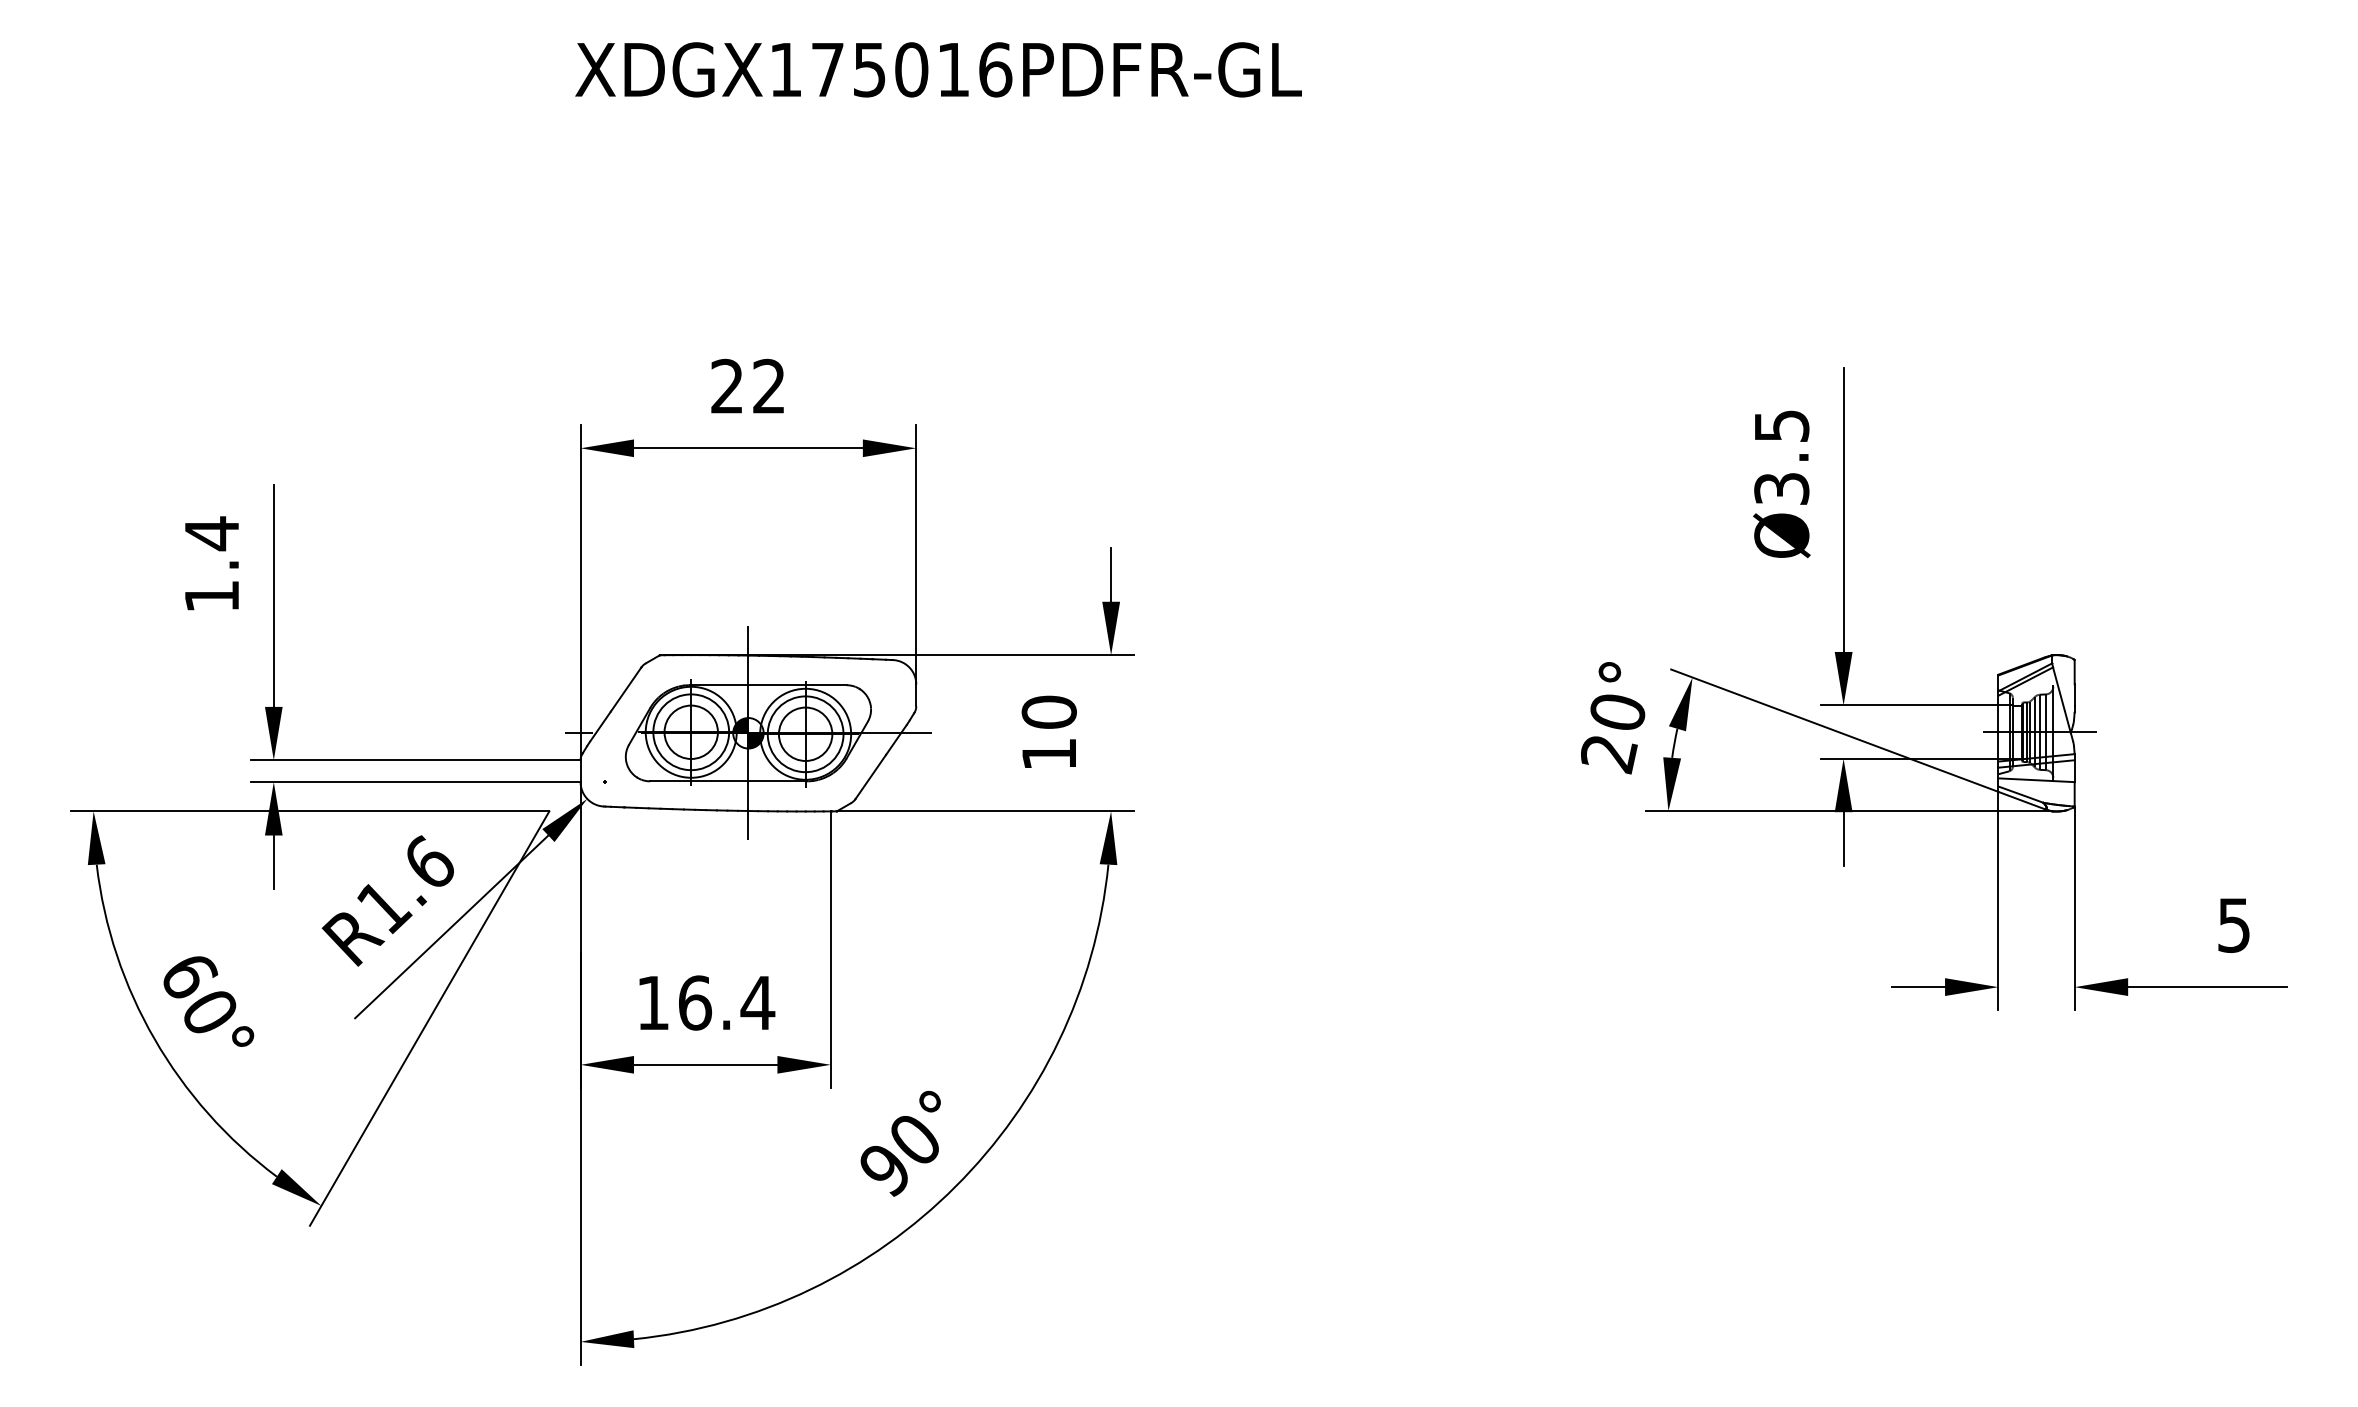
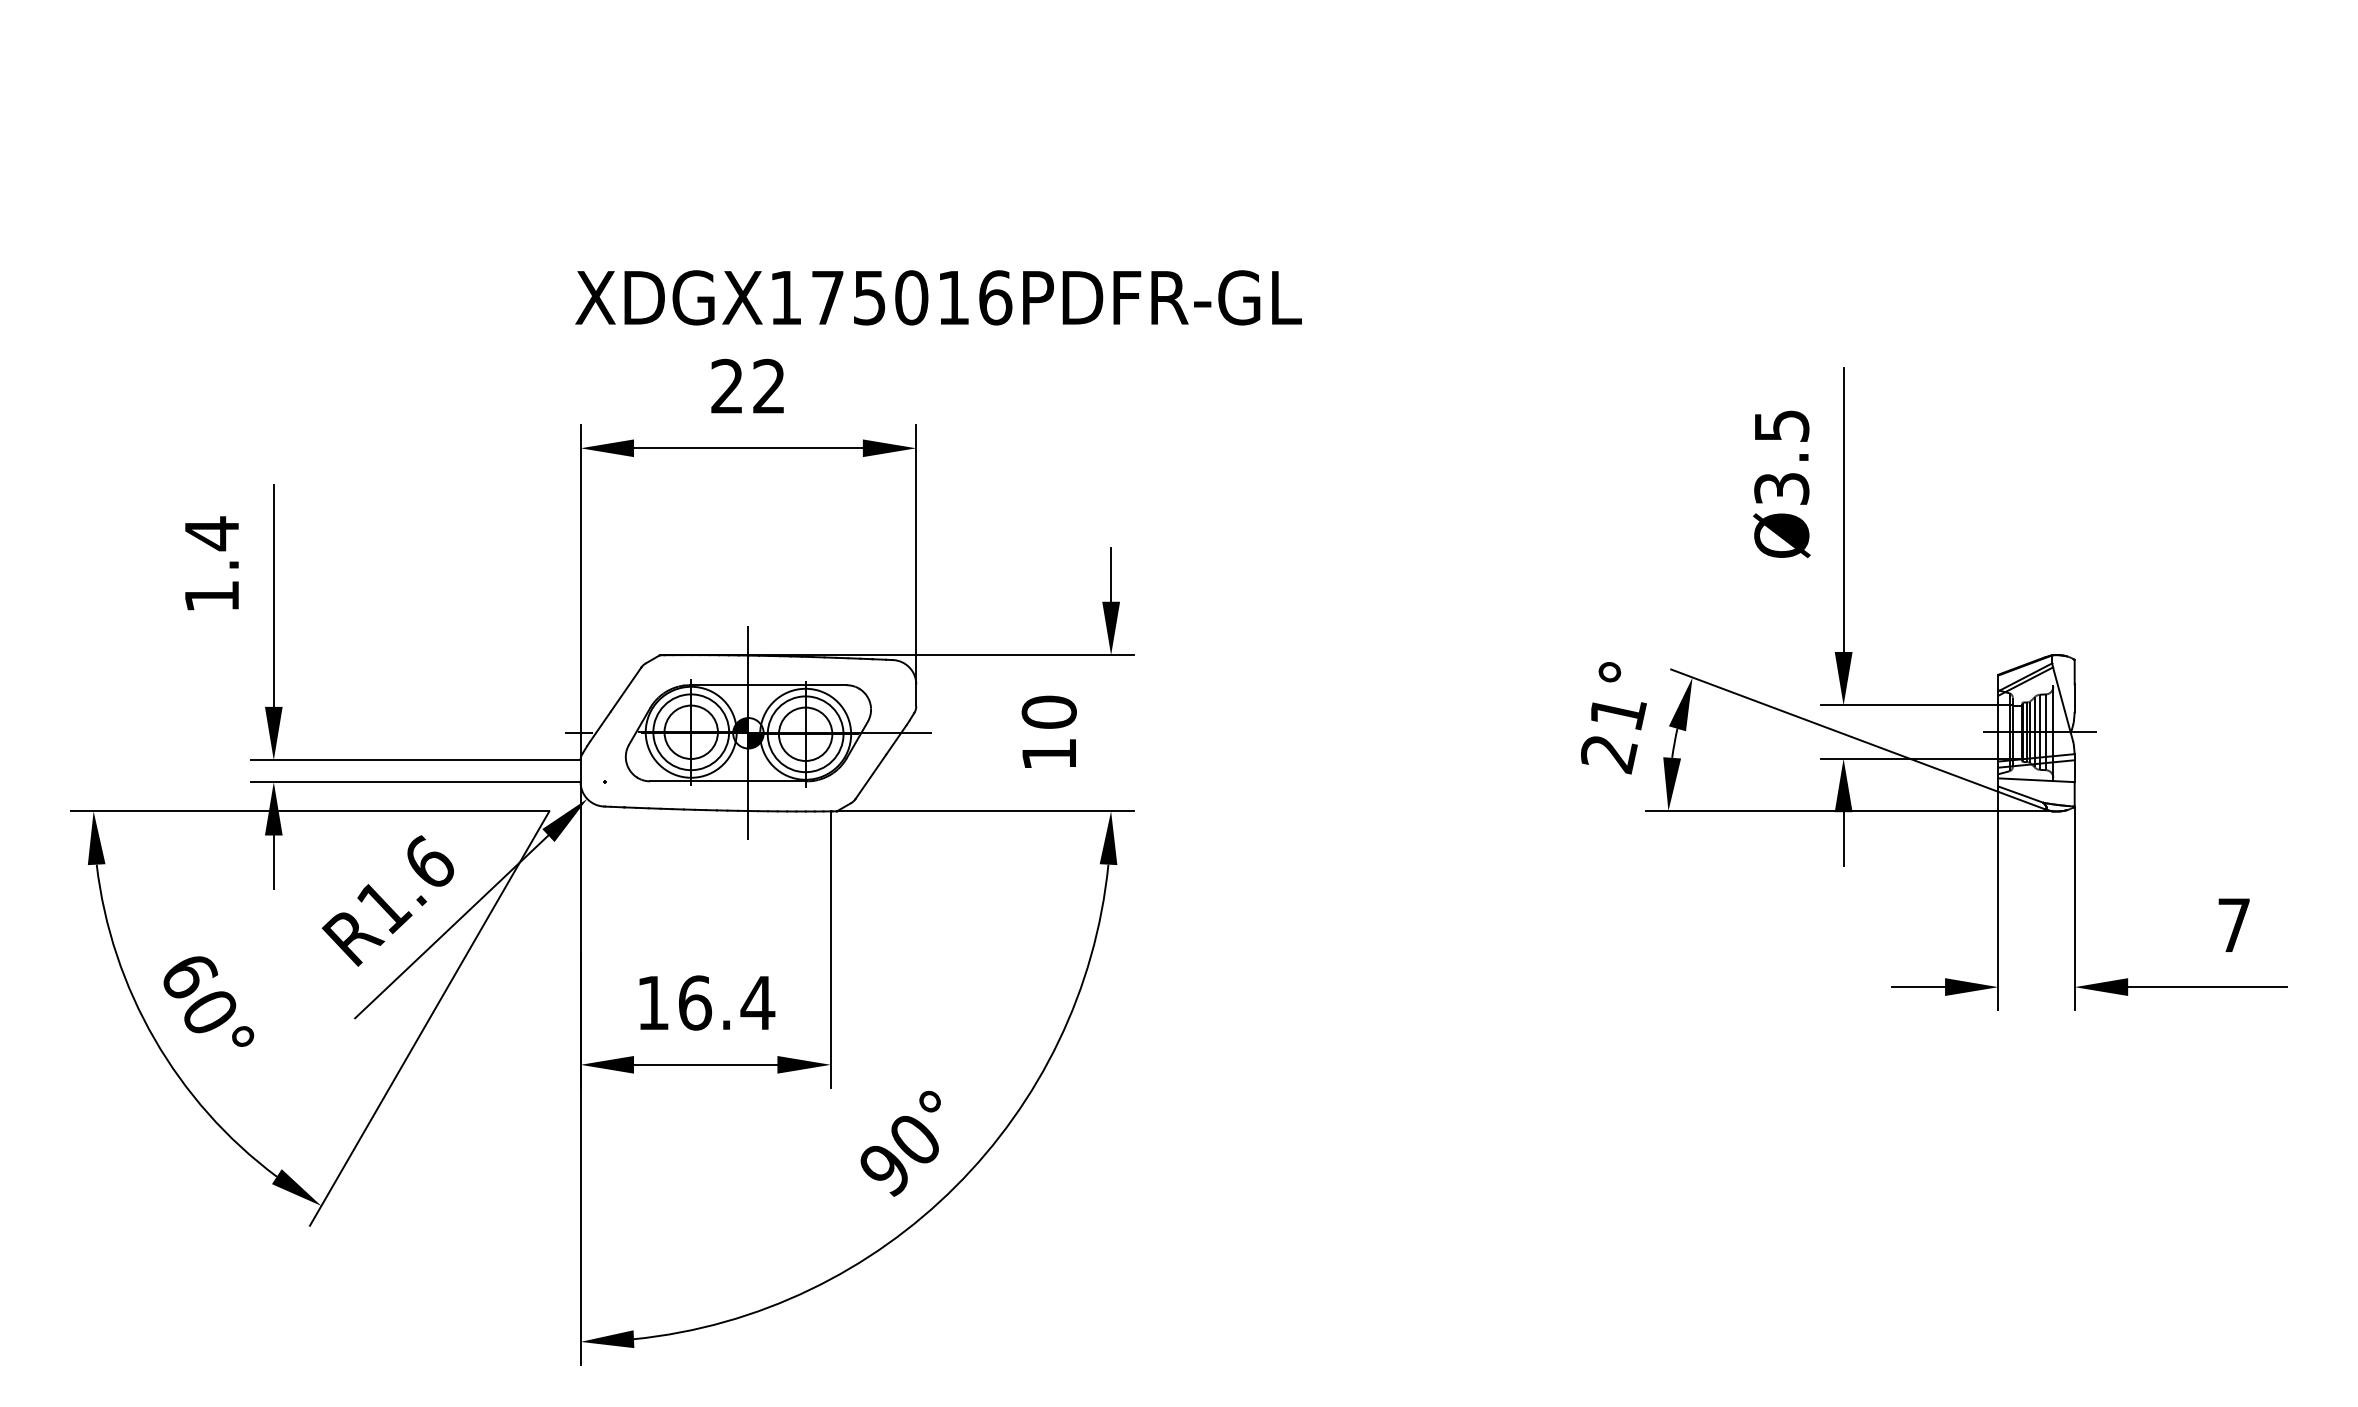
text position: (938, 69) -> (938, 297) (938, 297)
text: 20° -> 21° (1618, 712)
text: 5 -> 7 (2233, 925)
